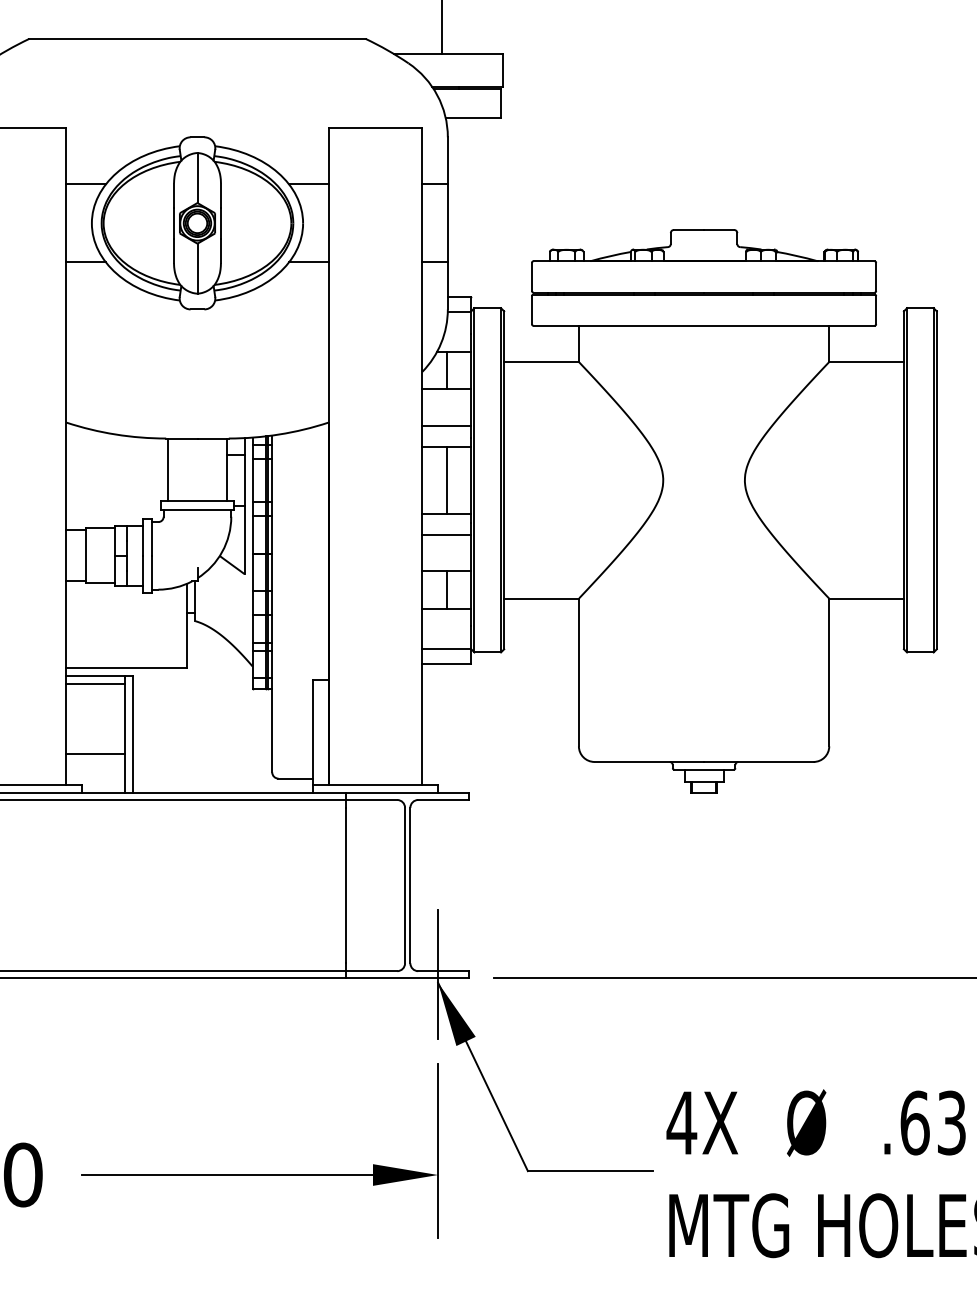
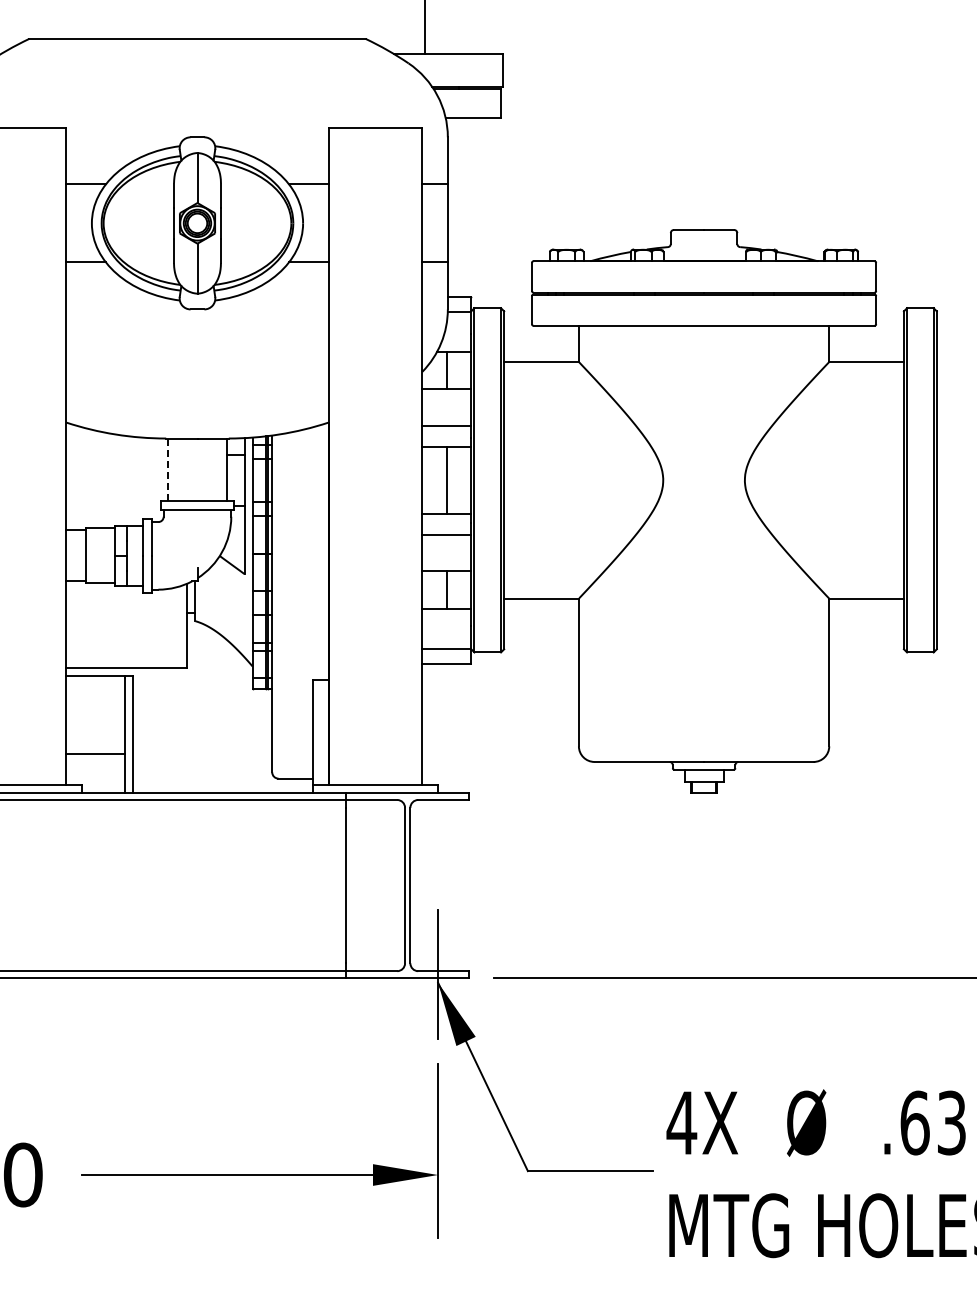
line position: (442, 27) -> (425, 27) (425, 27)
line: solid -> dashed (167, 470)
line: present -> none (95, 683)
